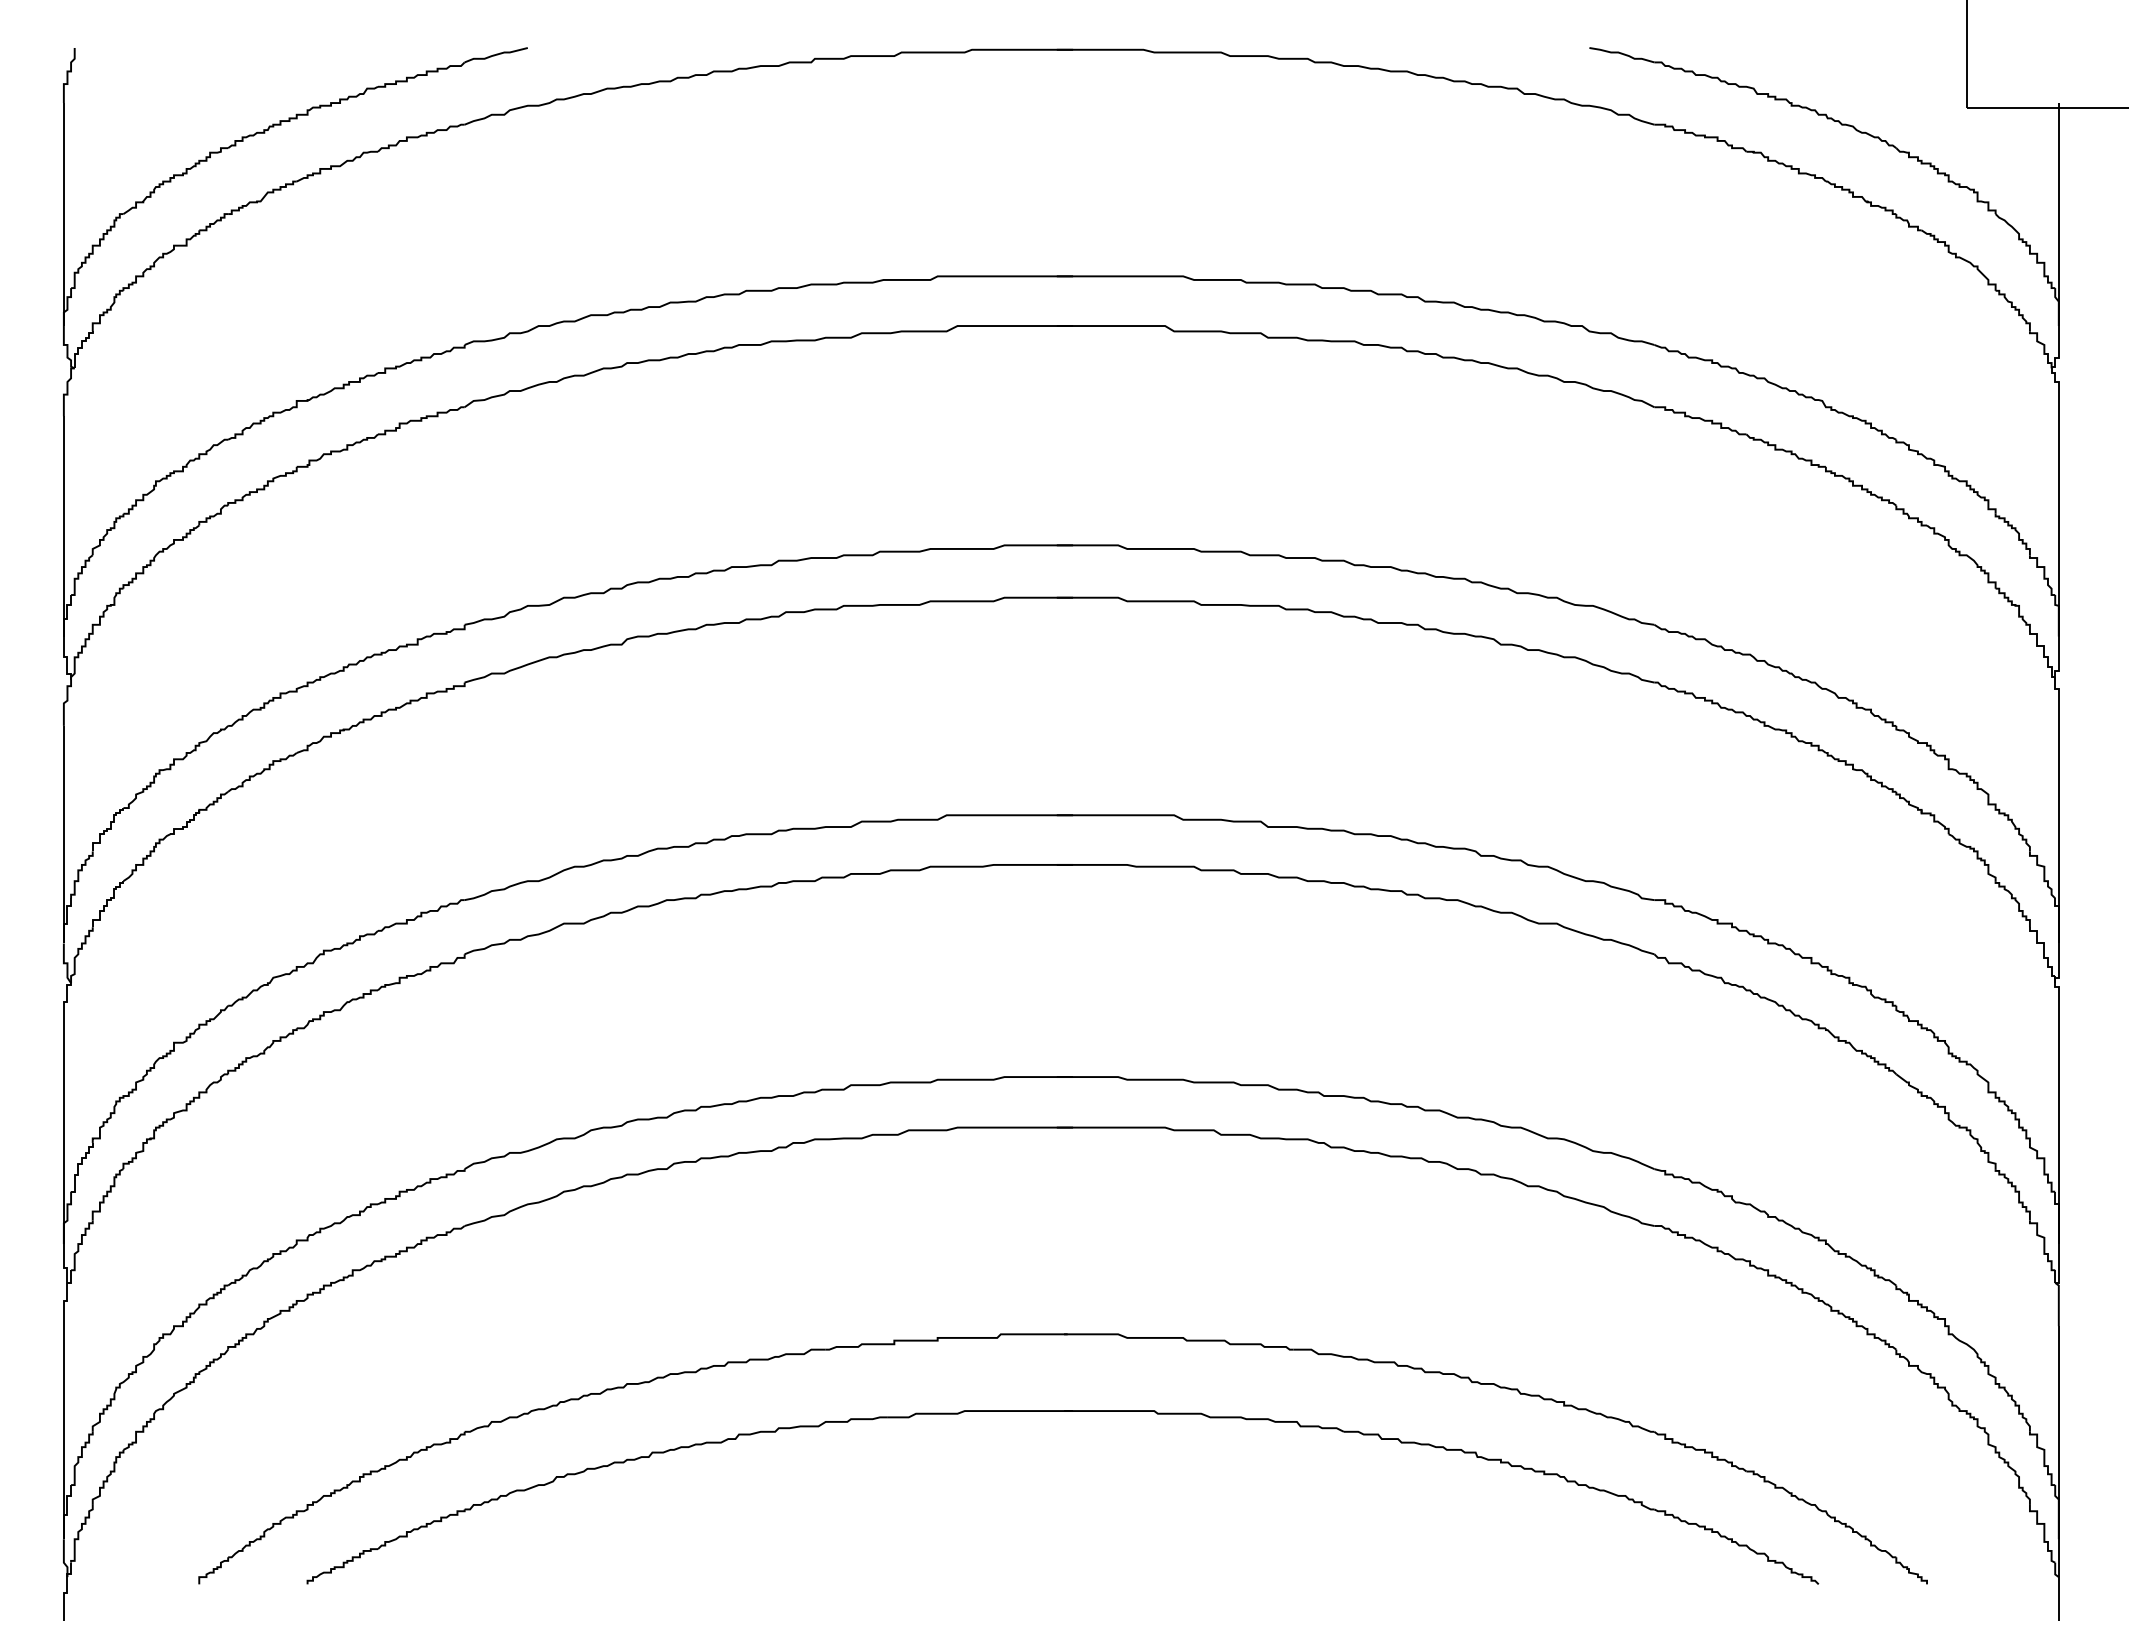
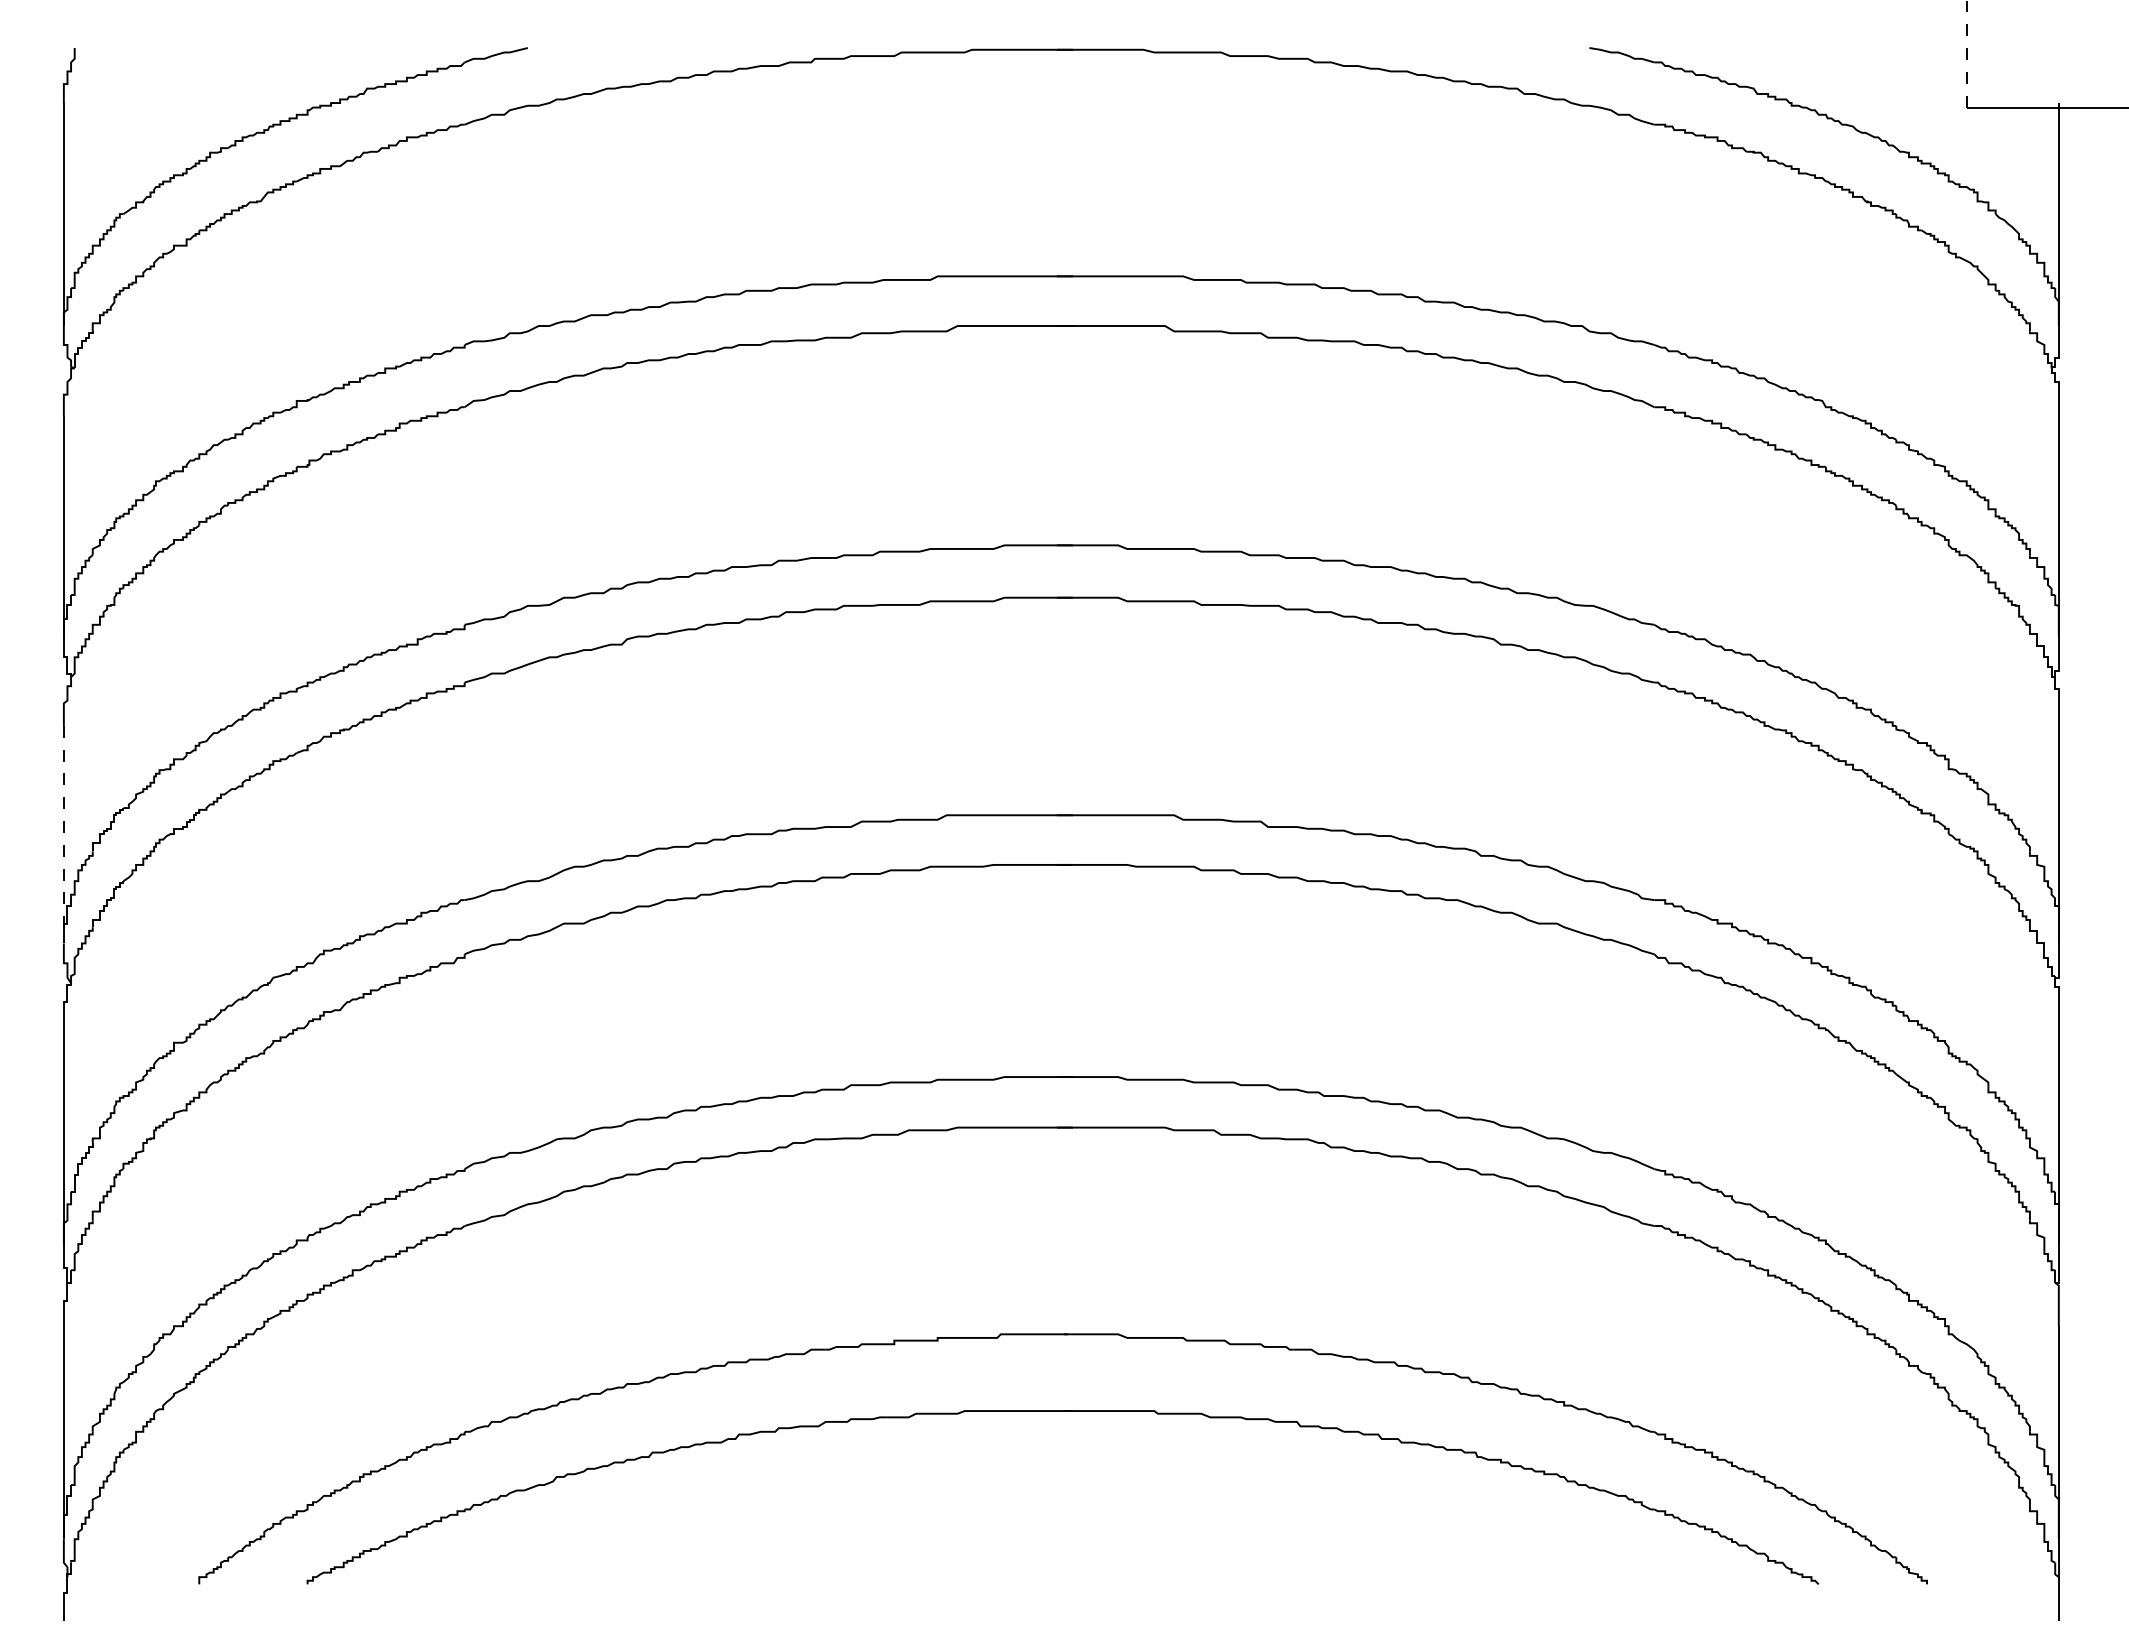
line: solid -> dashed (1966, 53)
line: solid -> dashed (63, 834)
